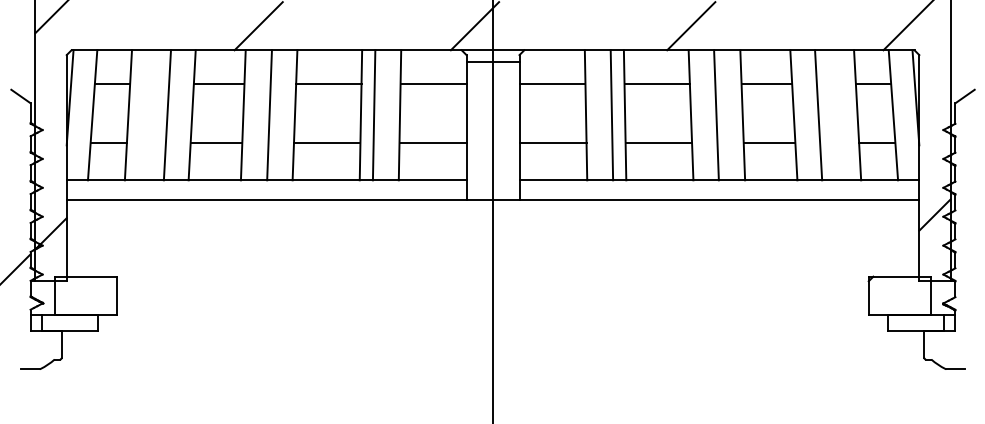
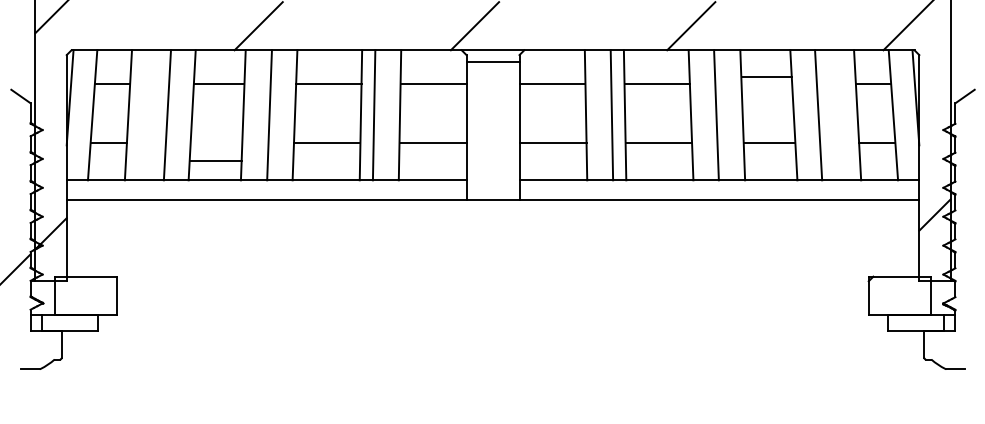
line position: (766, 84) -> (766, 77) (766, 77)
line position: (216, 142) -> (216, 160) (216, 160)
line: present -> none (493, 211)
